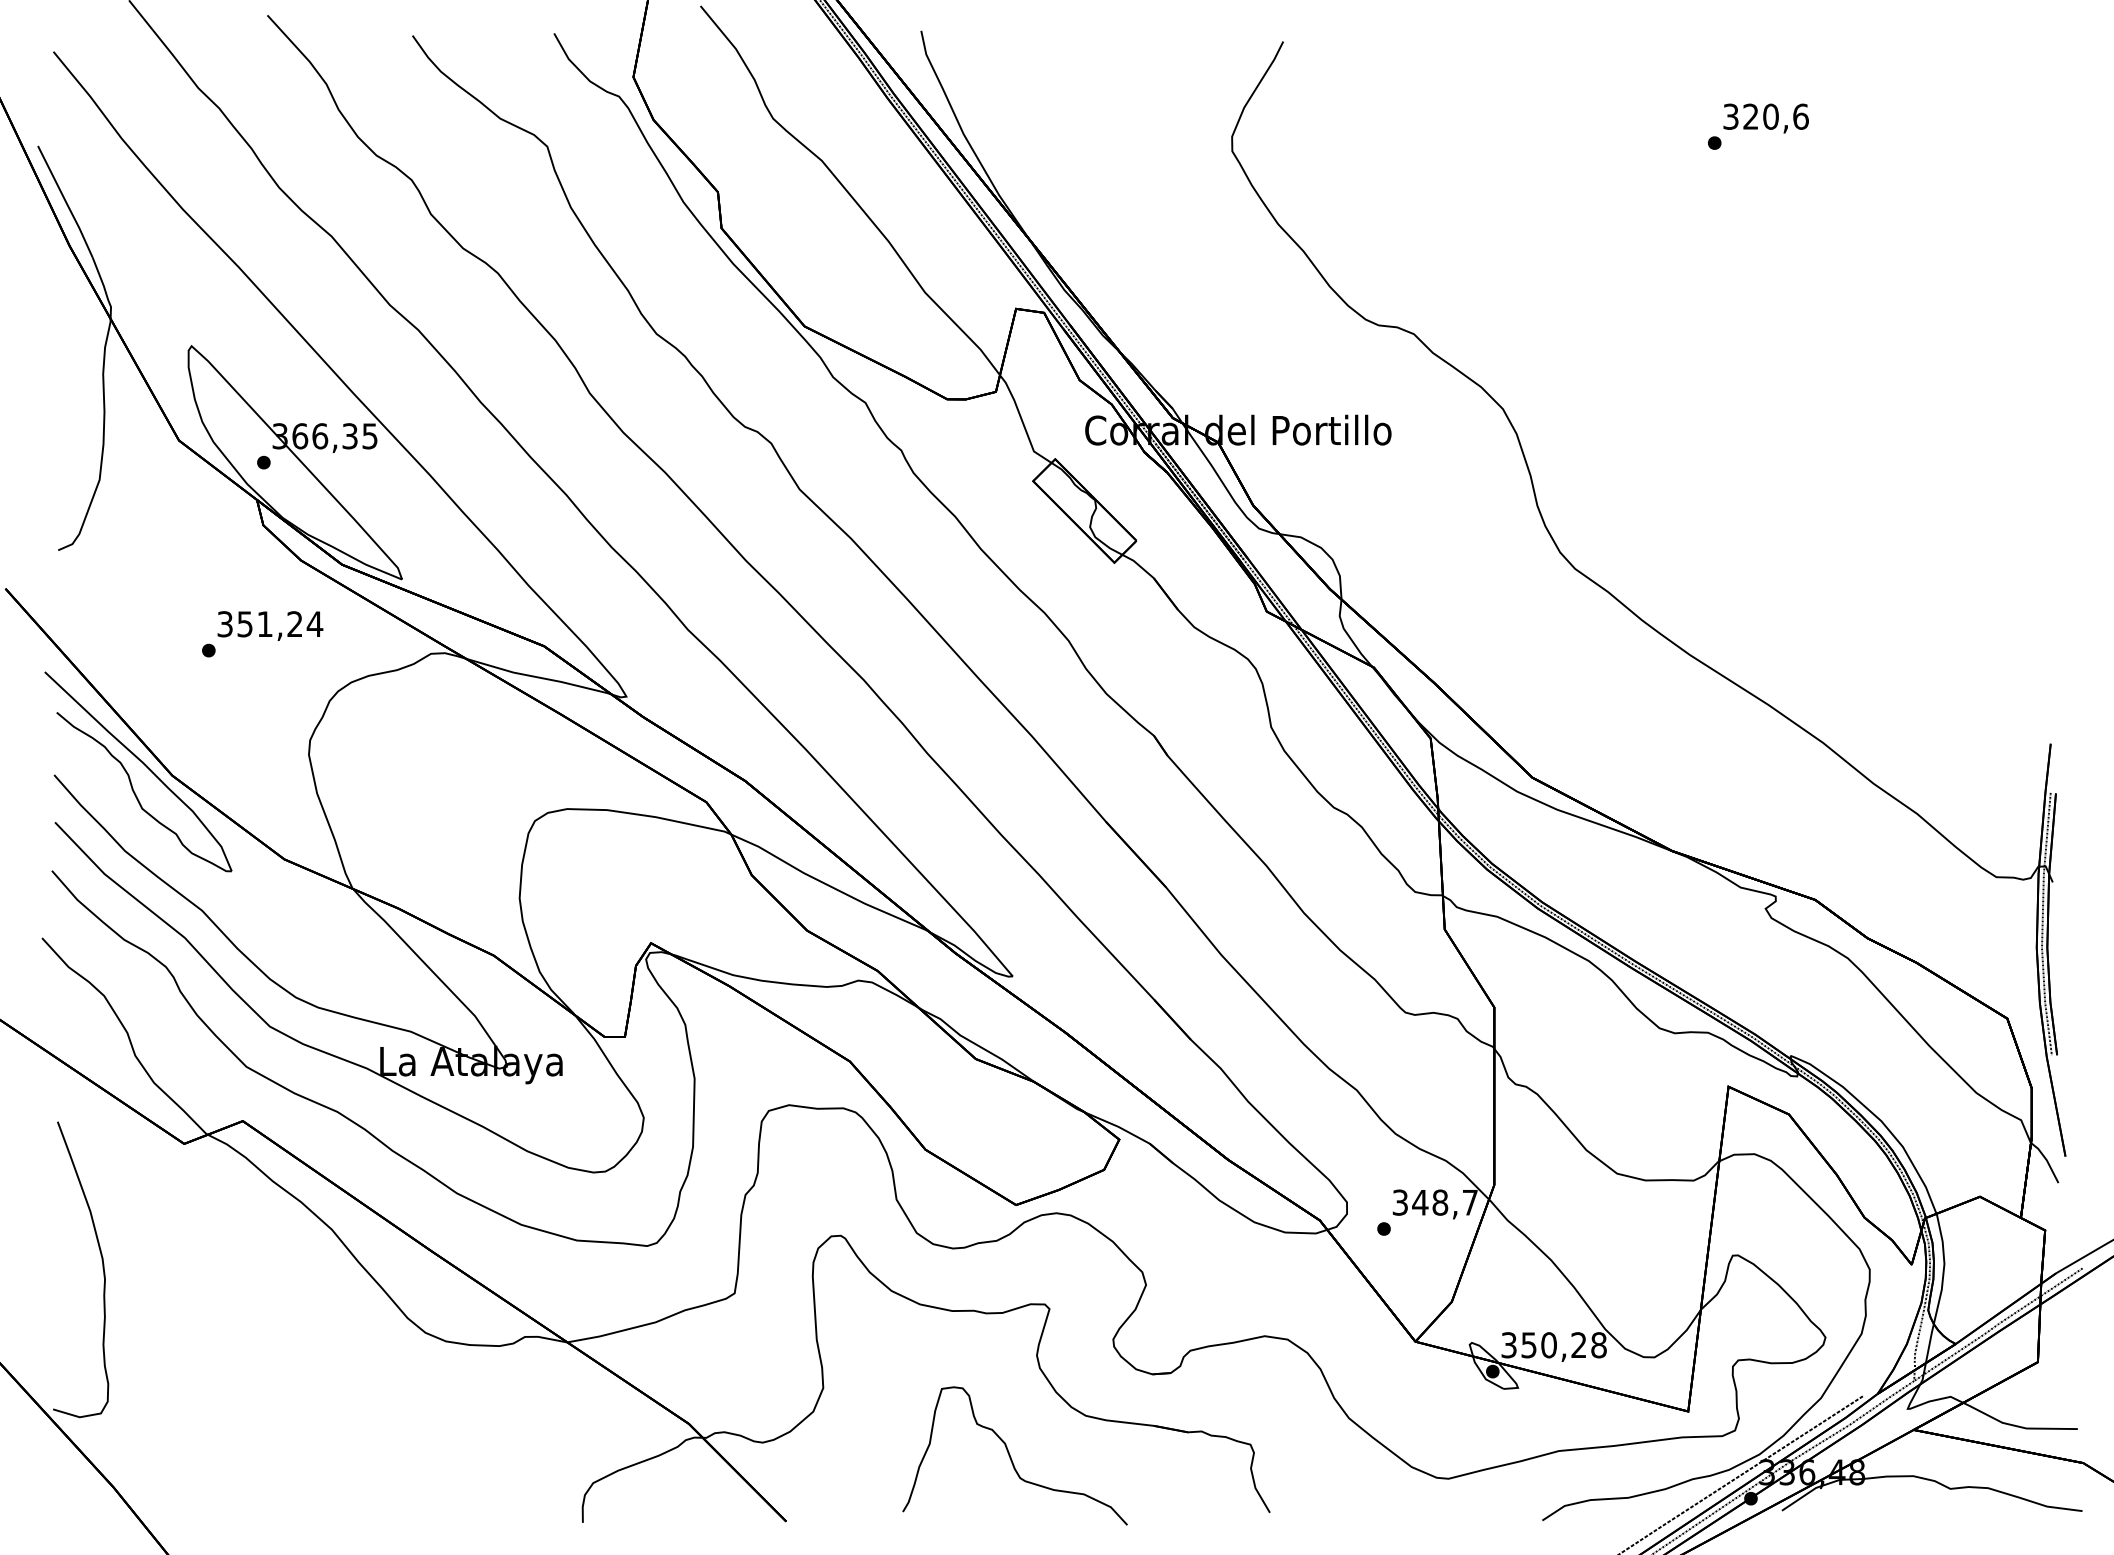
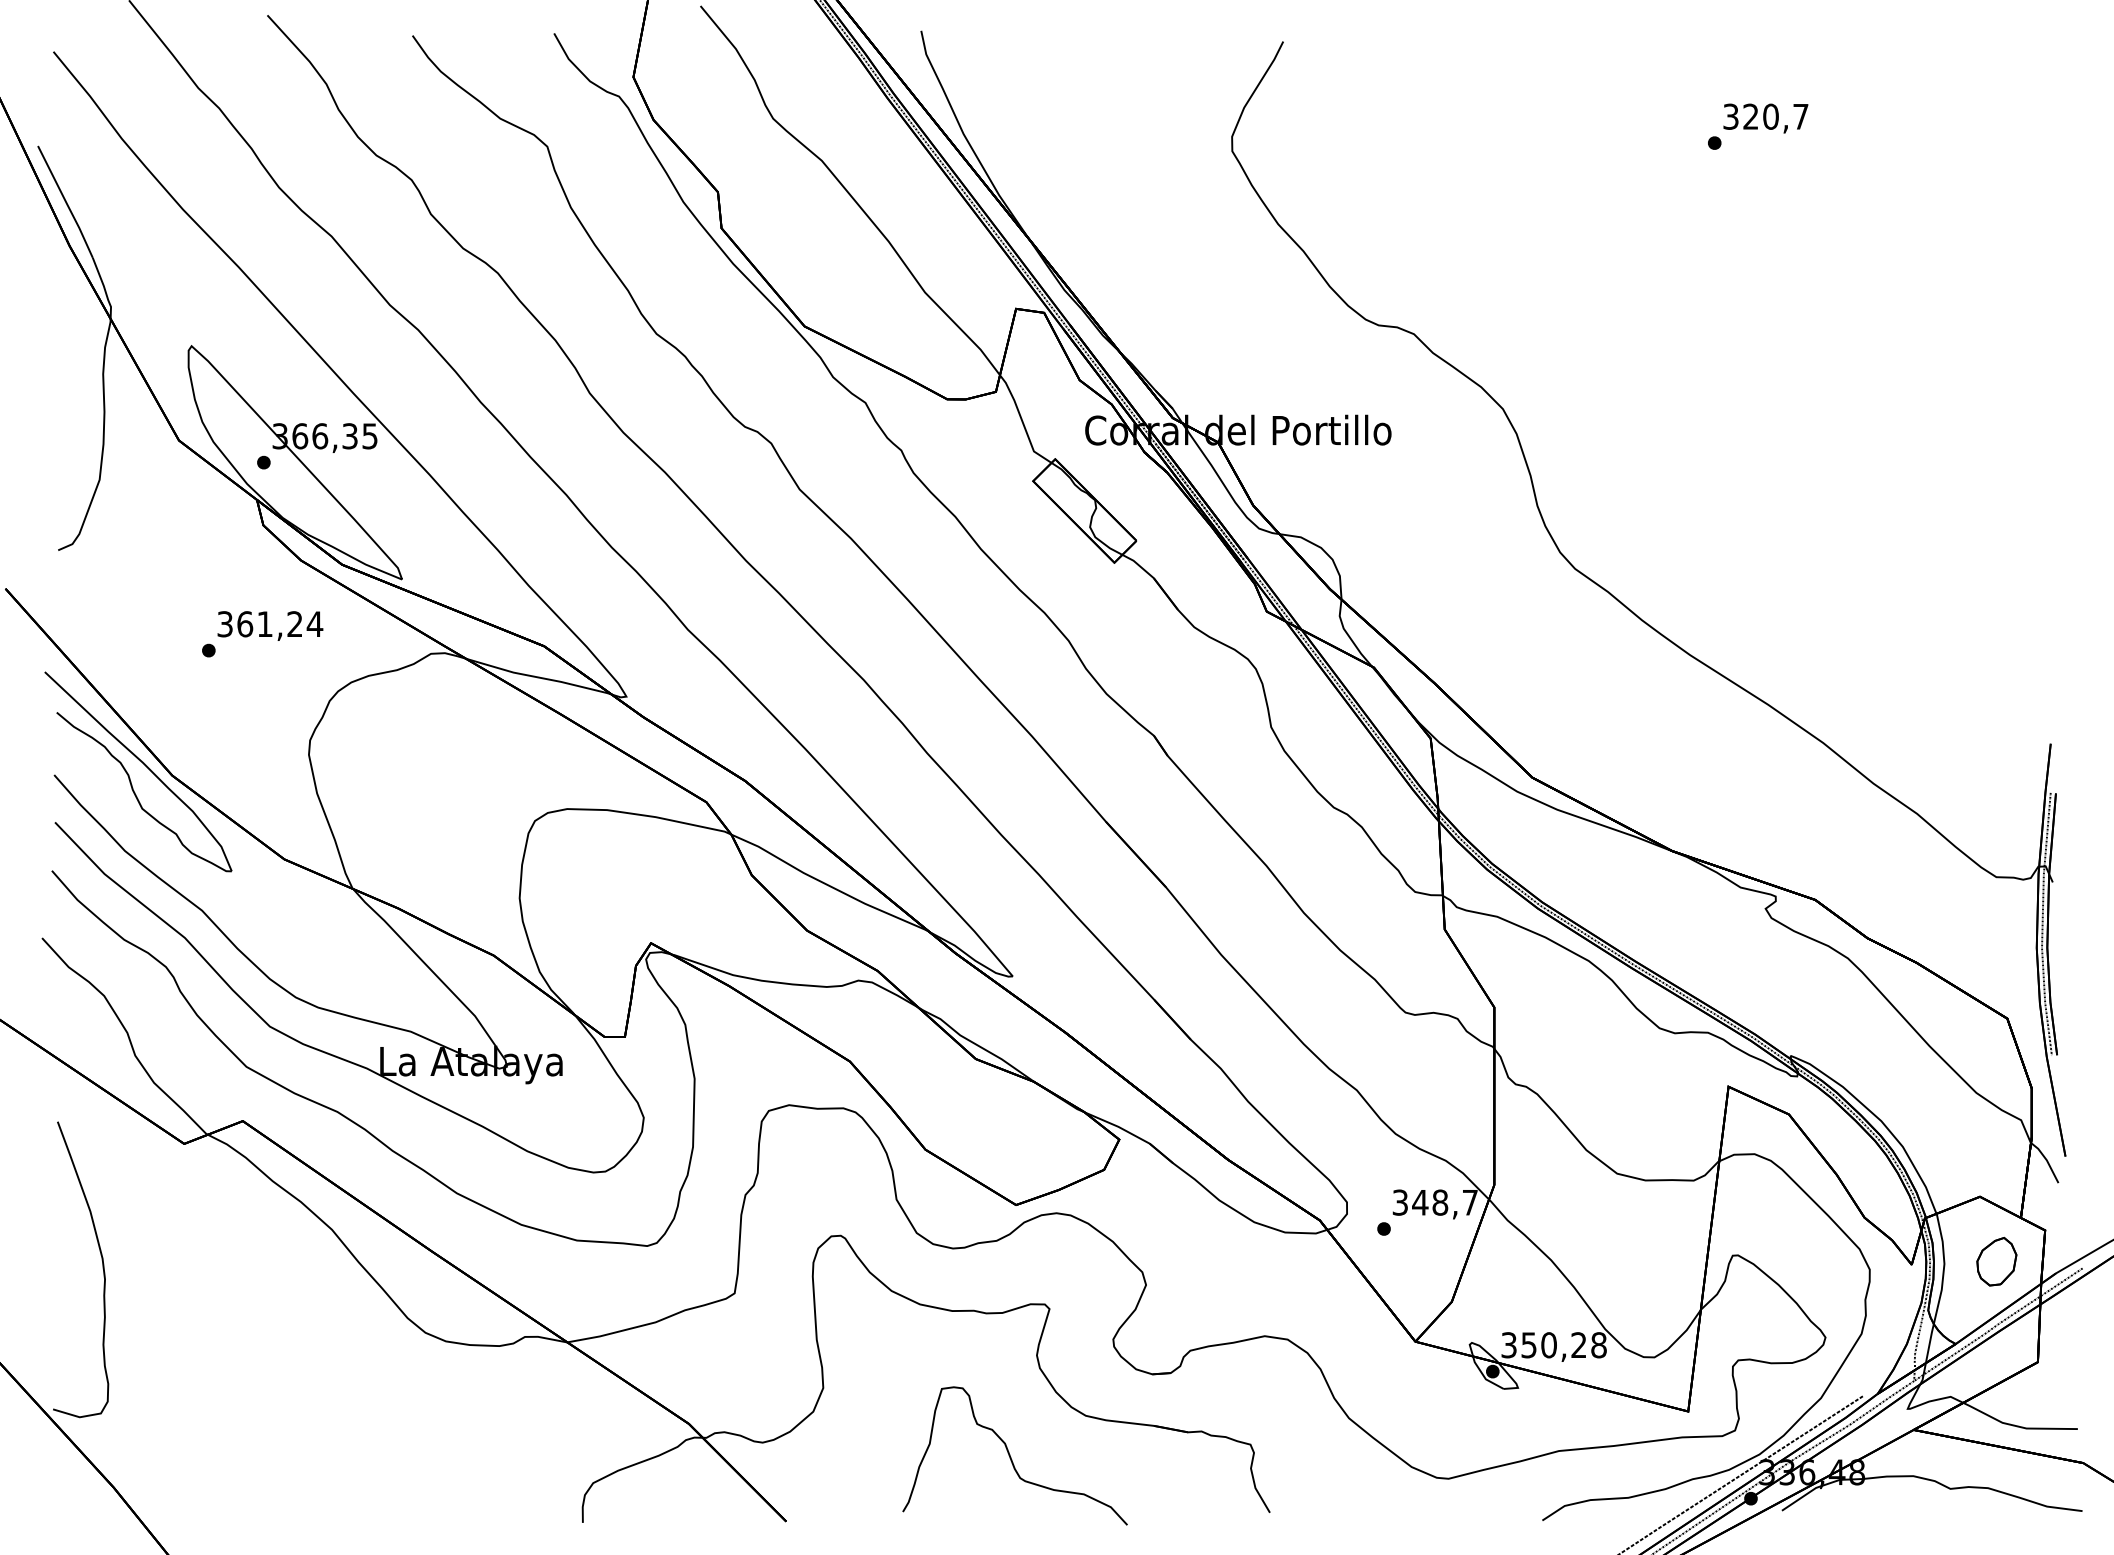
text: 320,6 -> 320,7 (1800, 116)
text: 351,24 -> 361,24 (245, 624)
part: none -> present (1996, 1261)
